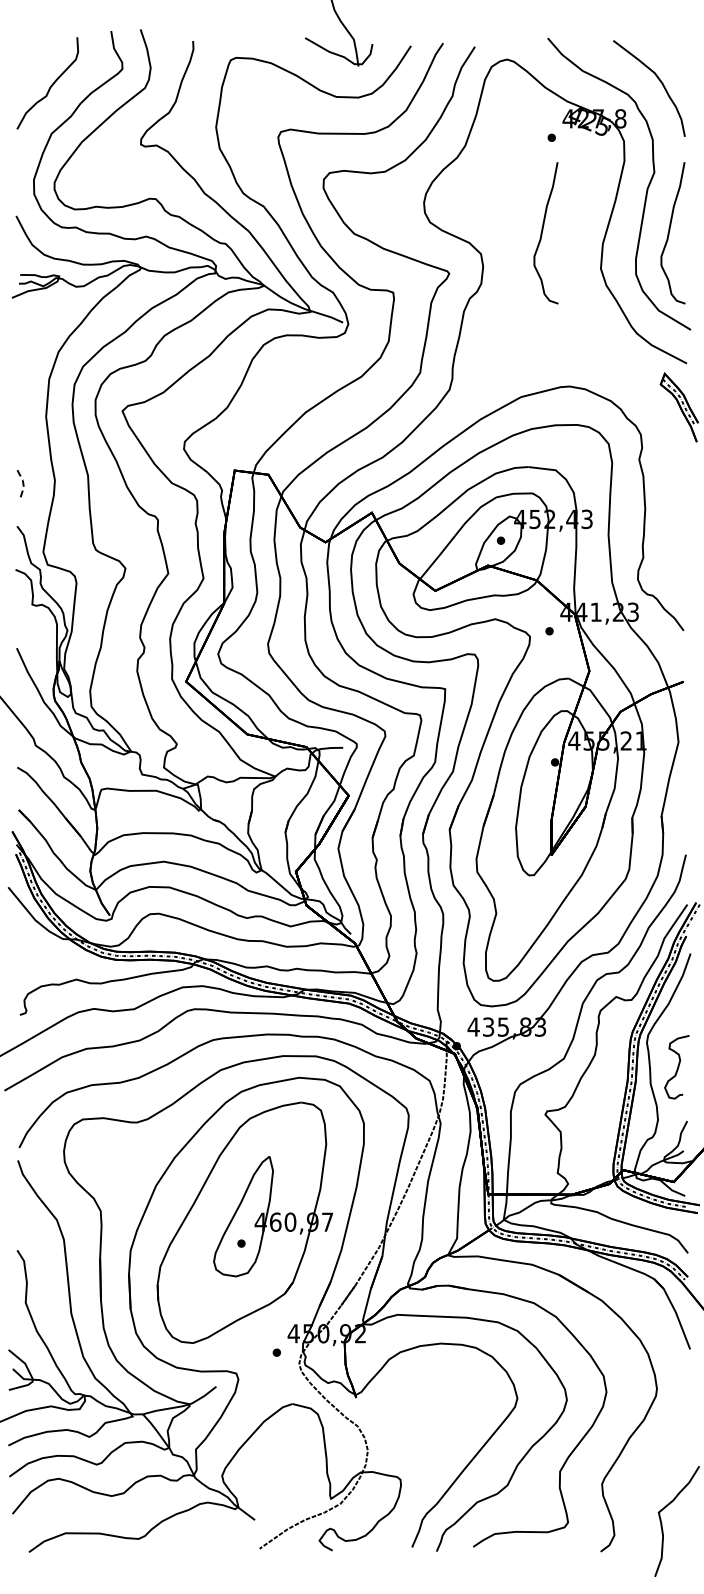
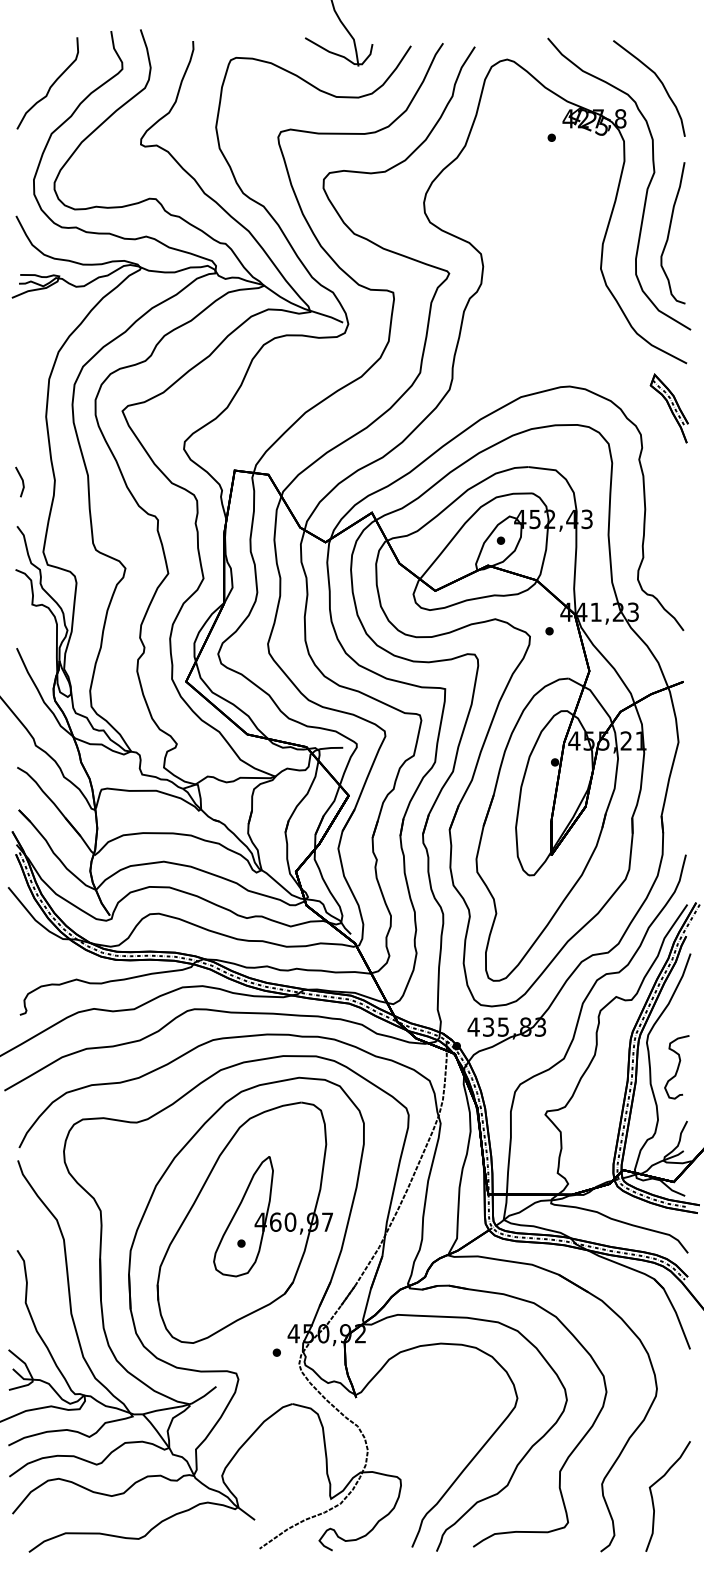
curve: present -> none (542, 233)
part position: (678, 407) -> (668, 408) (668, 408)
line: dashed -> solid (22, 481)
curve position: (662, 1523) -> (653, 1498) (653, 1498)
